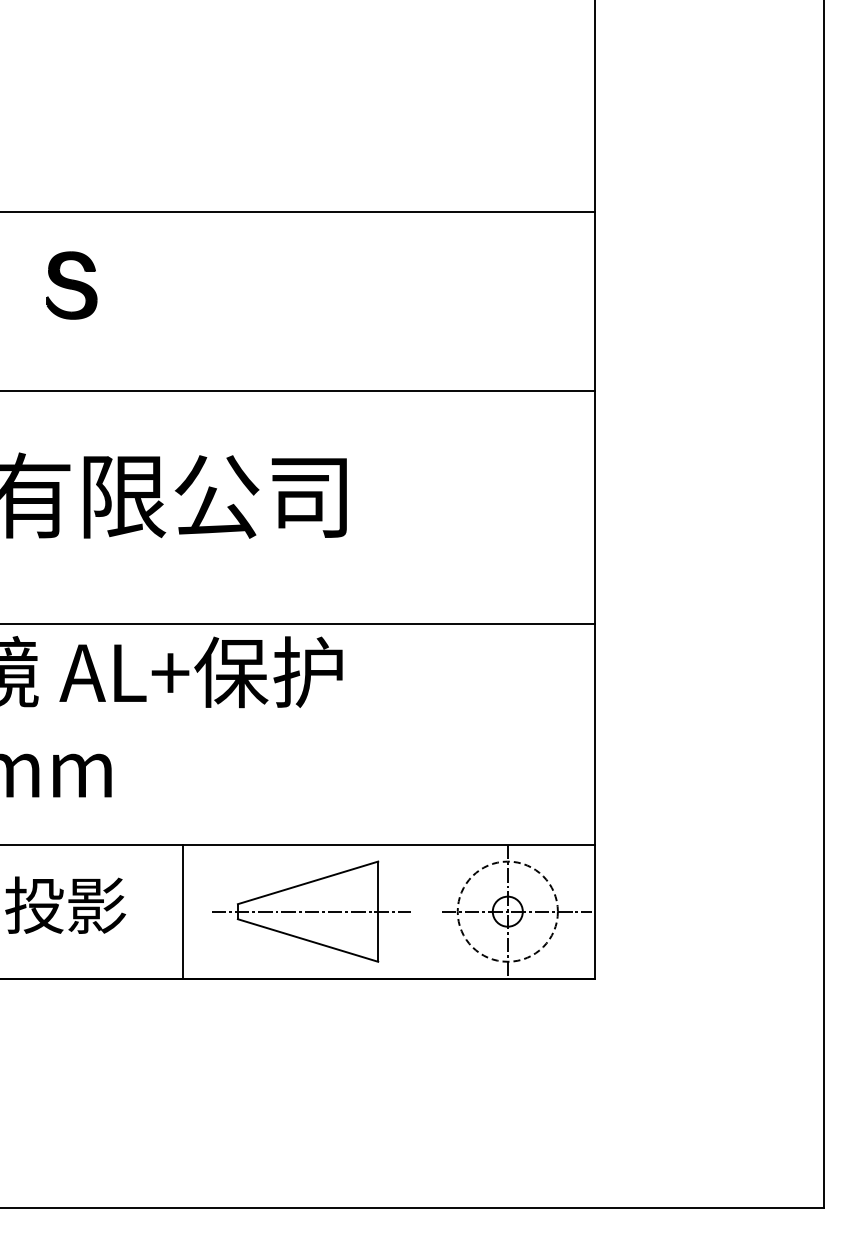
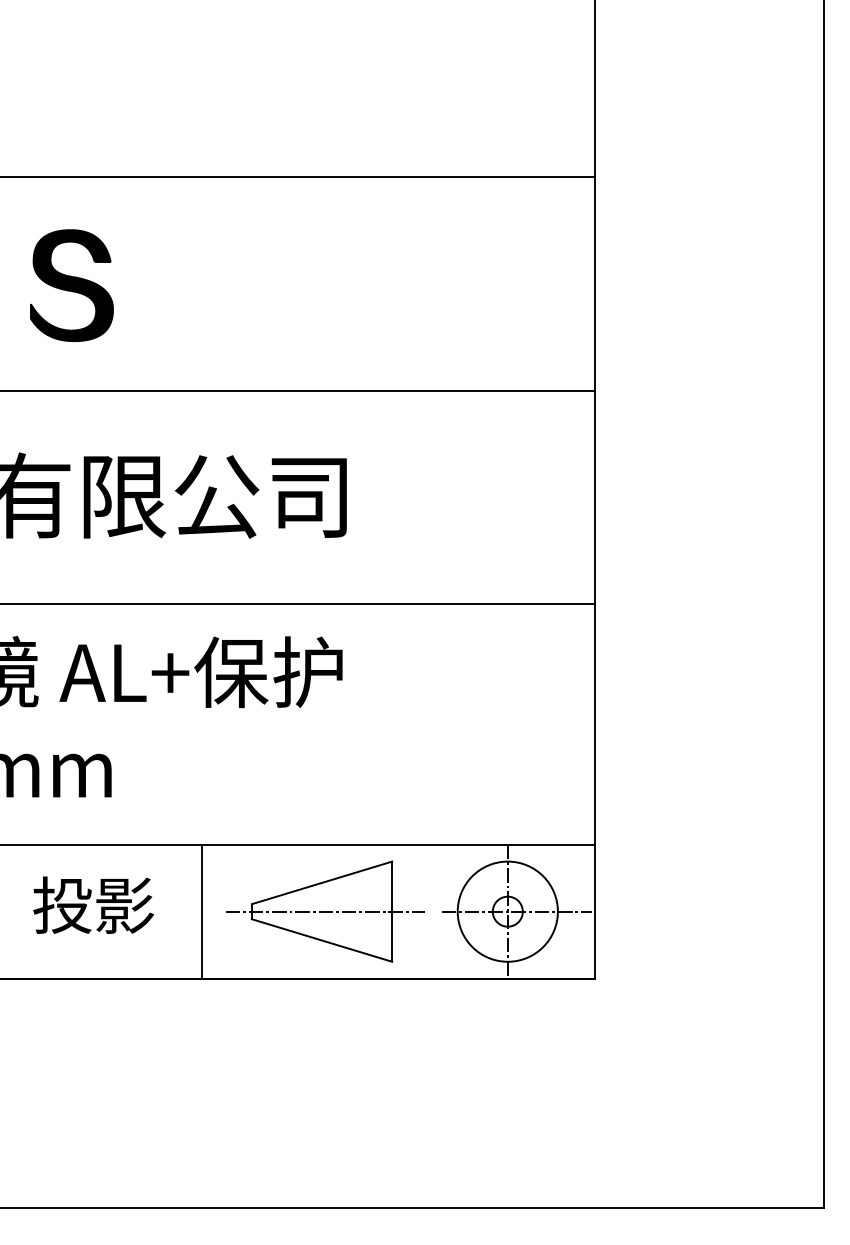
line position: (298, 211) -> (298, 176) (298, 176)
part size: 52x69 px -> 84x113 px (71, 285)
line position: (298, 624) -> (298, 604) (298, 604)
text position: (65, 904) -> (93, 904) (93, 904)
line position: (182, 911) -> (201, 911) (201, 911)
part position: (311, 911) -> (325, 911) (325, 911)
circle: dashed -> solid (507, 911)
